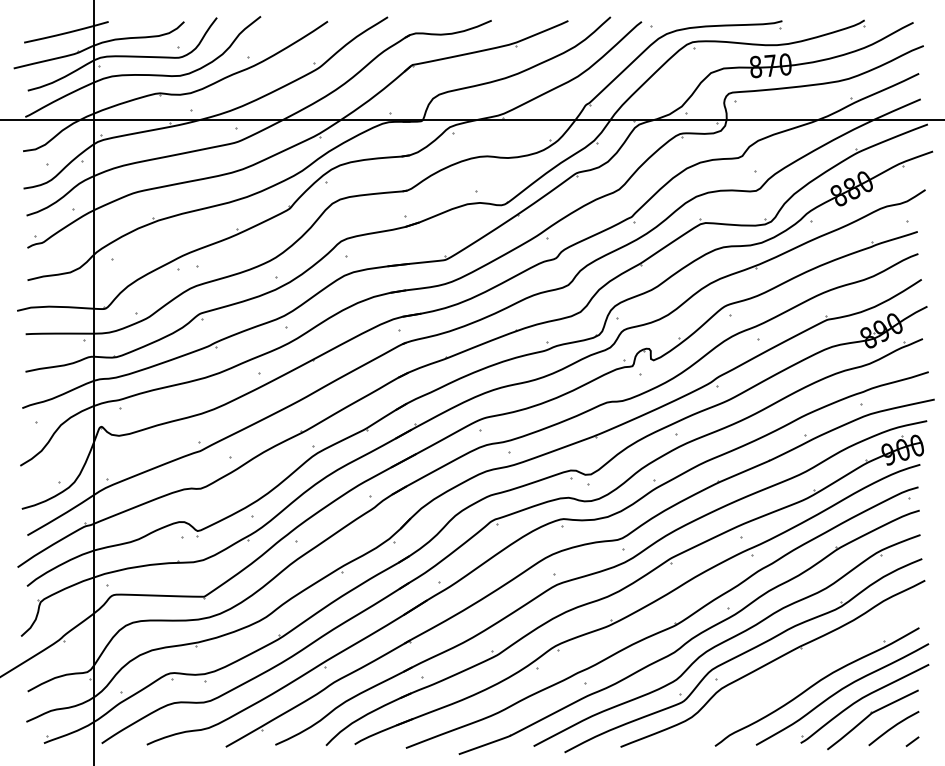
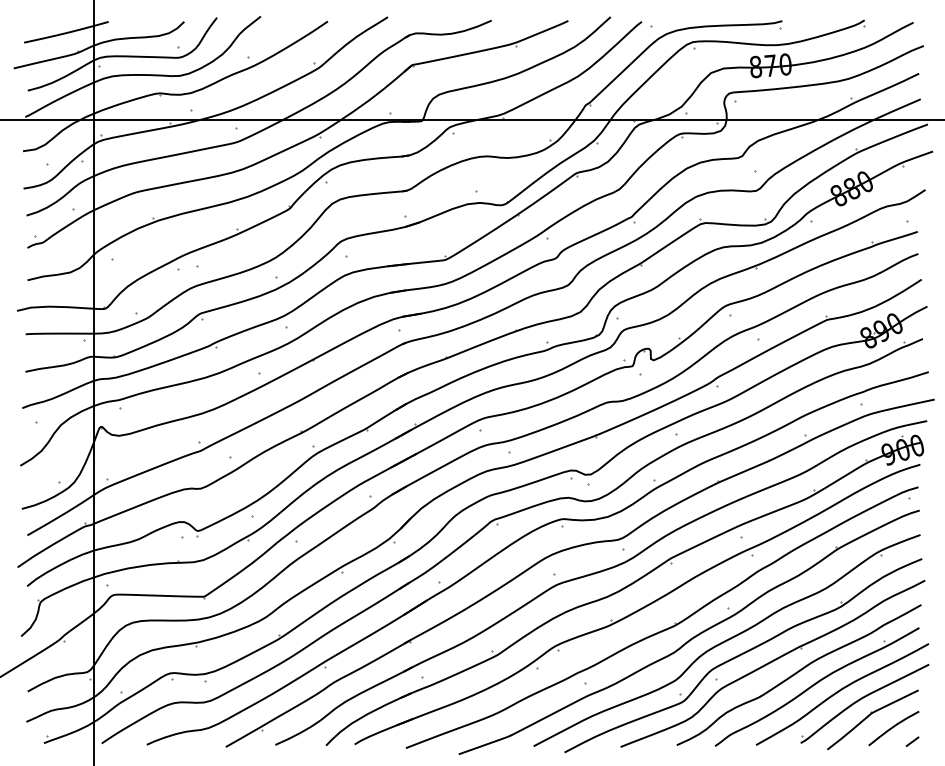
part: none -> present (798, 674)
